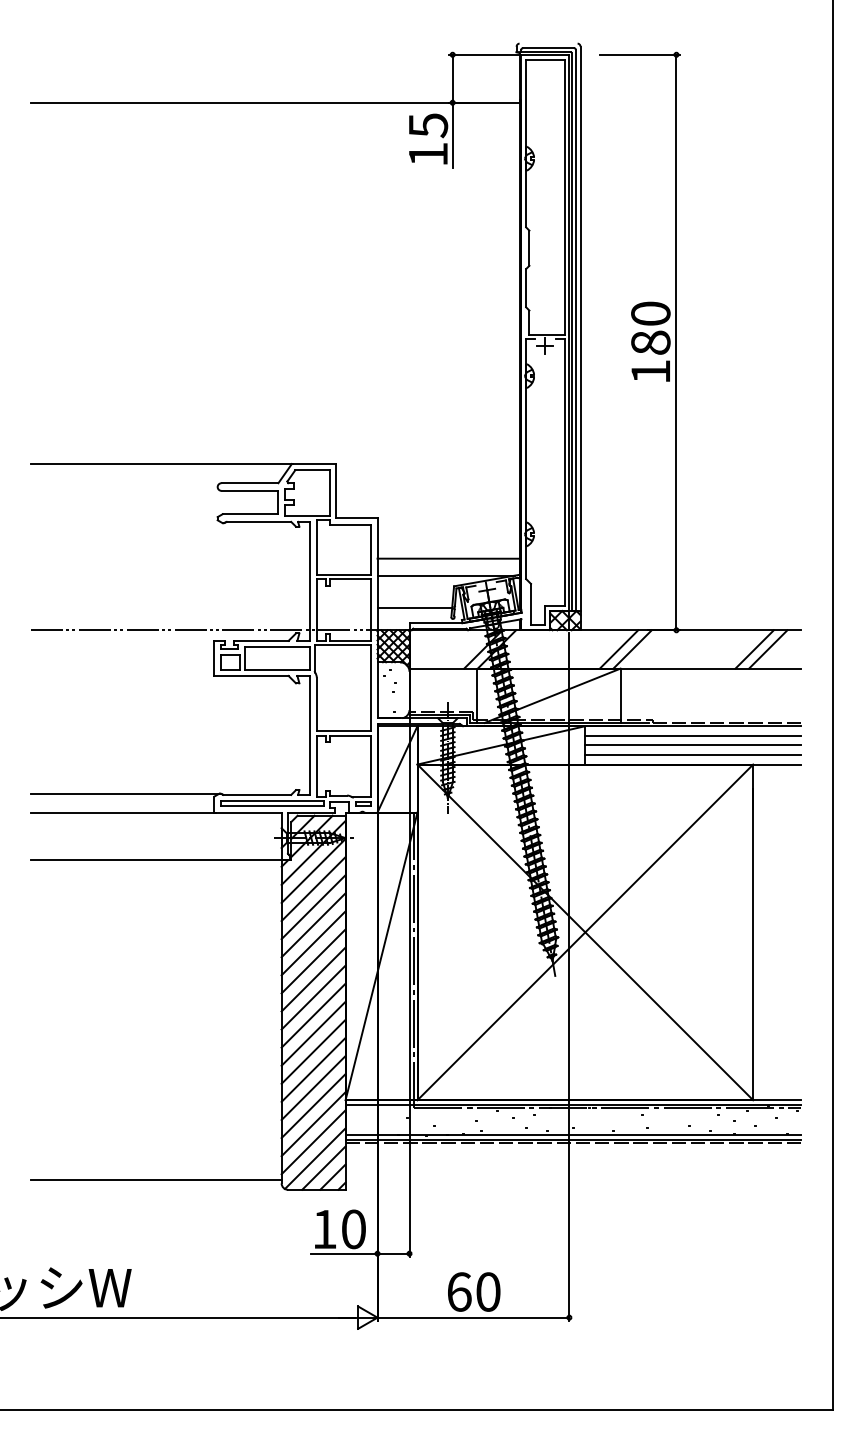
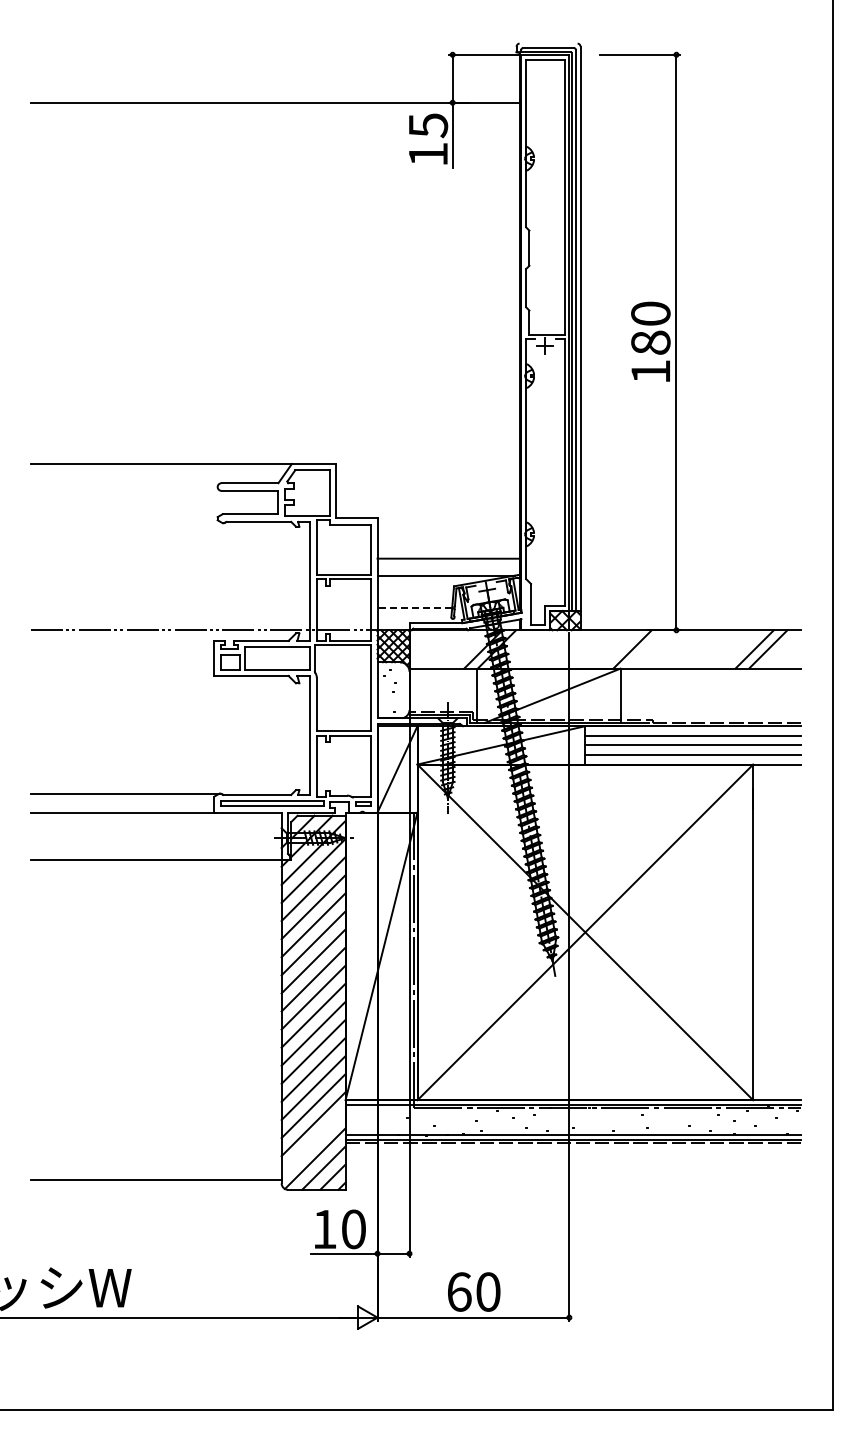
line: solid -> dashed (414, 608)
line: present -> none (618, 649)
line: present -> none (313, 1142)
